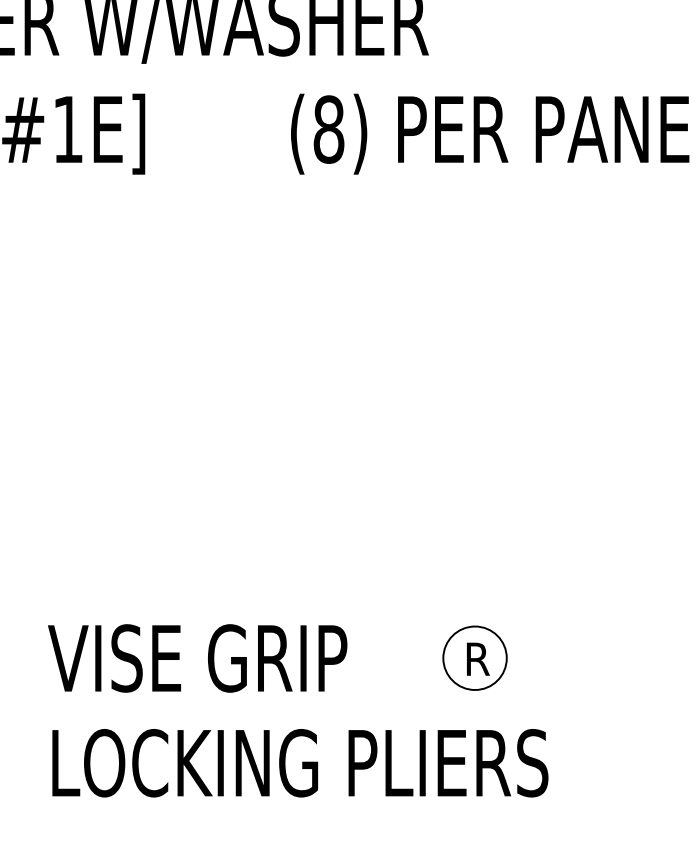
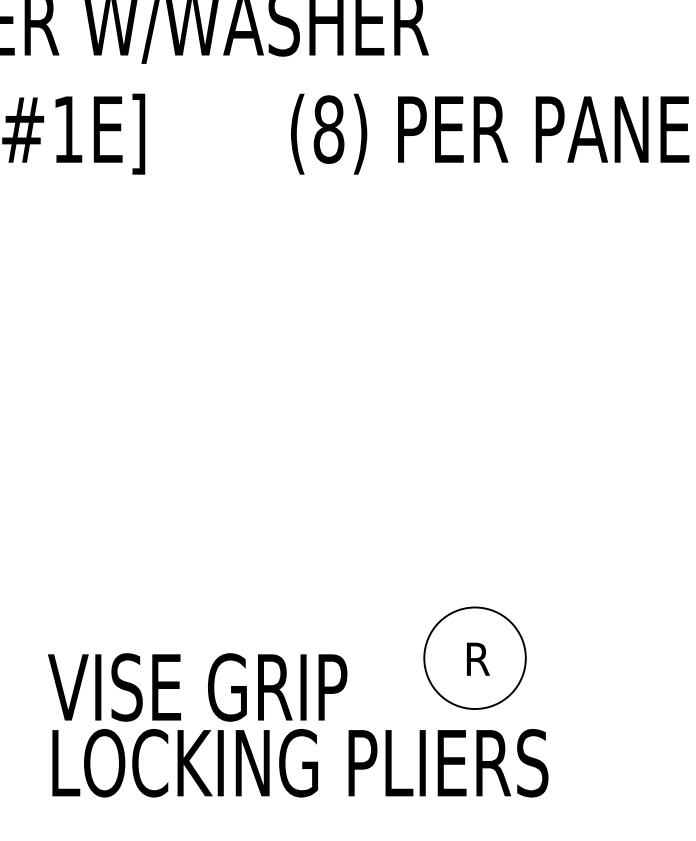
circle diameter: 63 px -> 102 px (474, 658)
text position: (197, 658) -> (197, 687) (197, 687)
